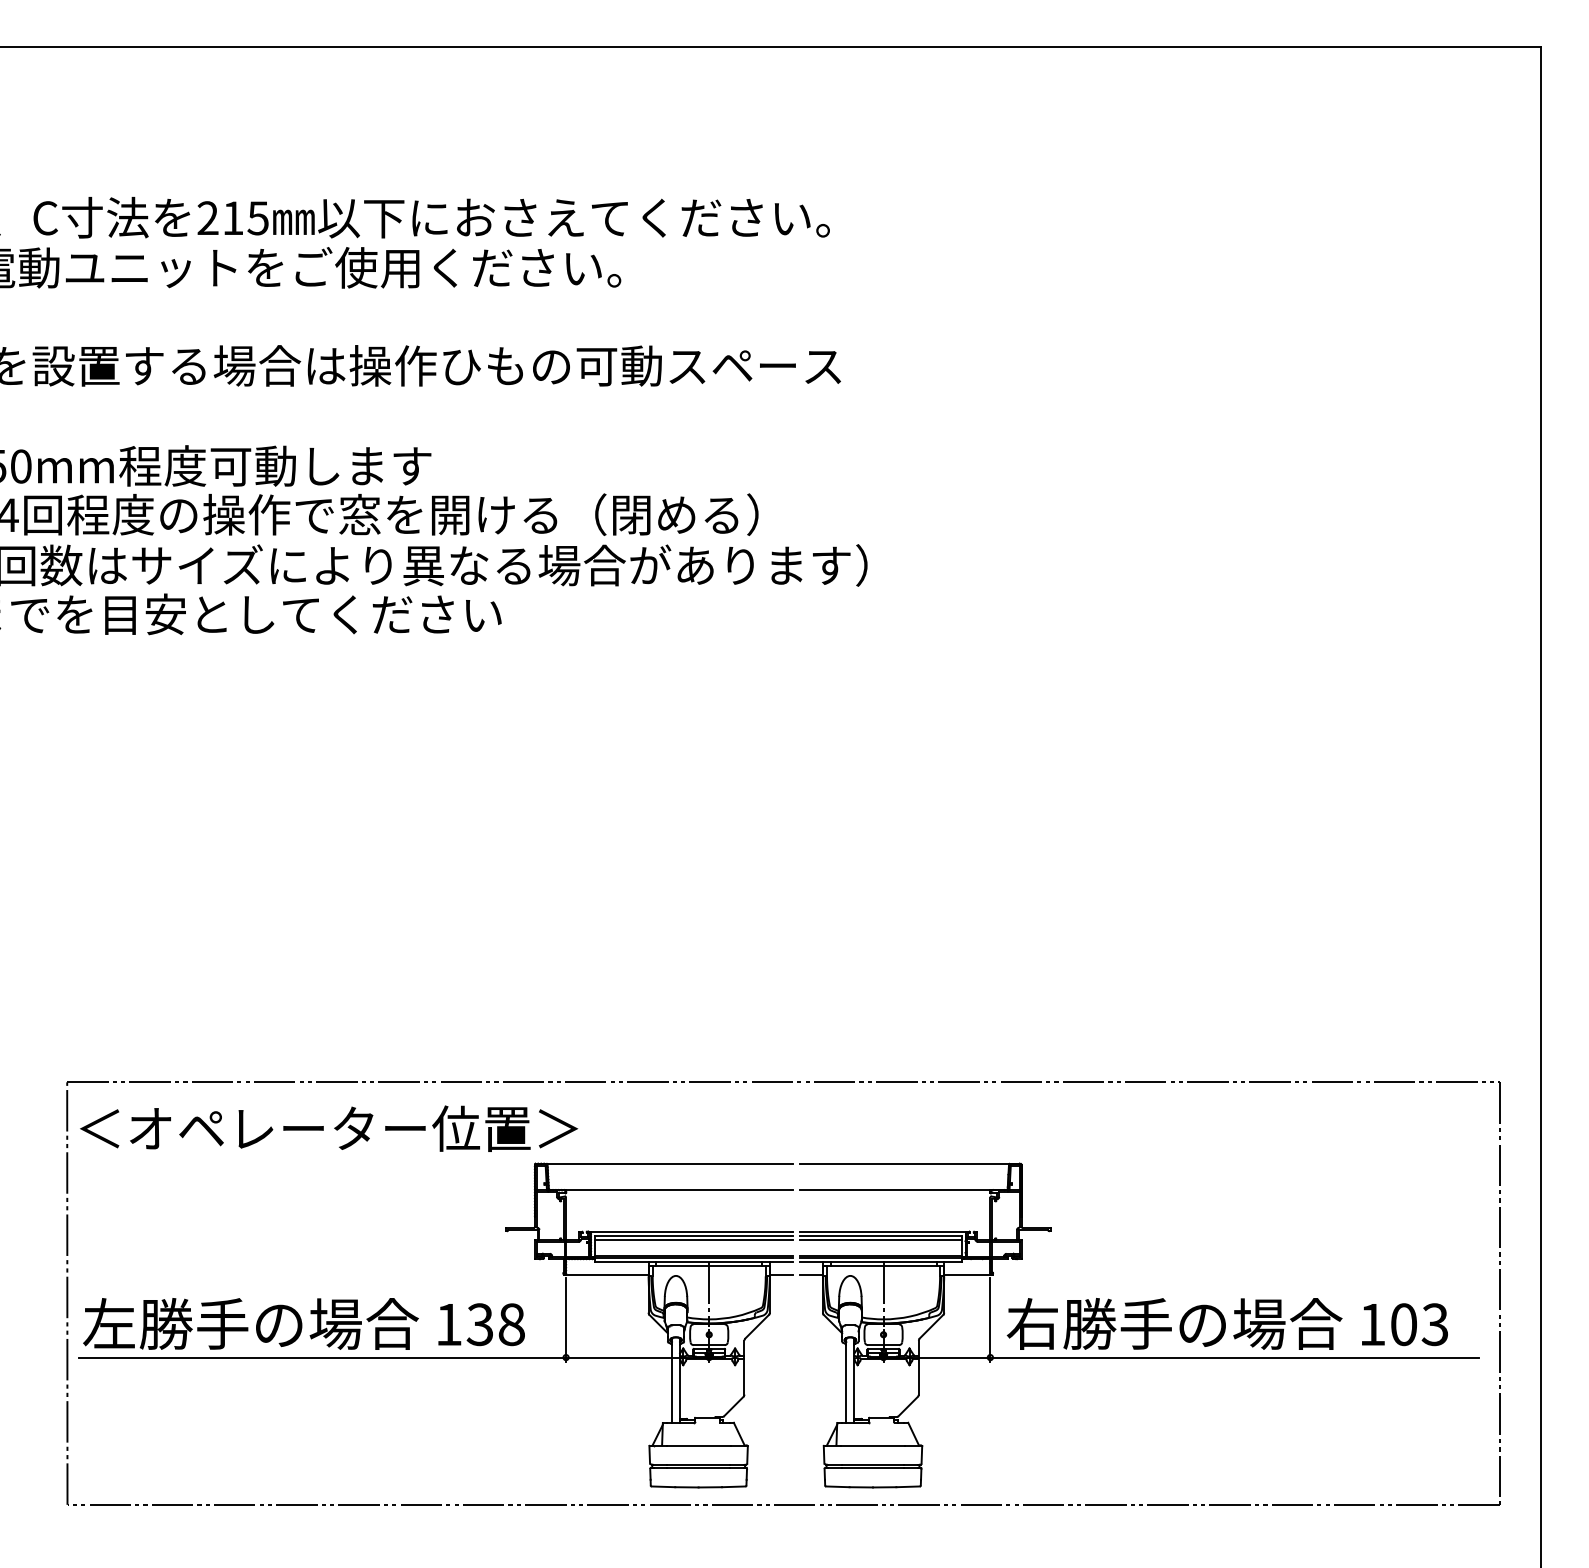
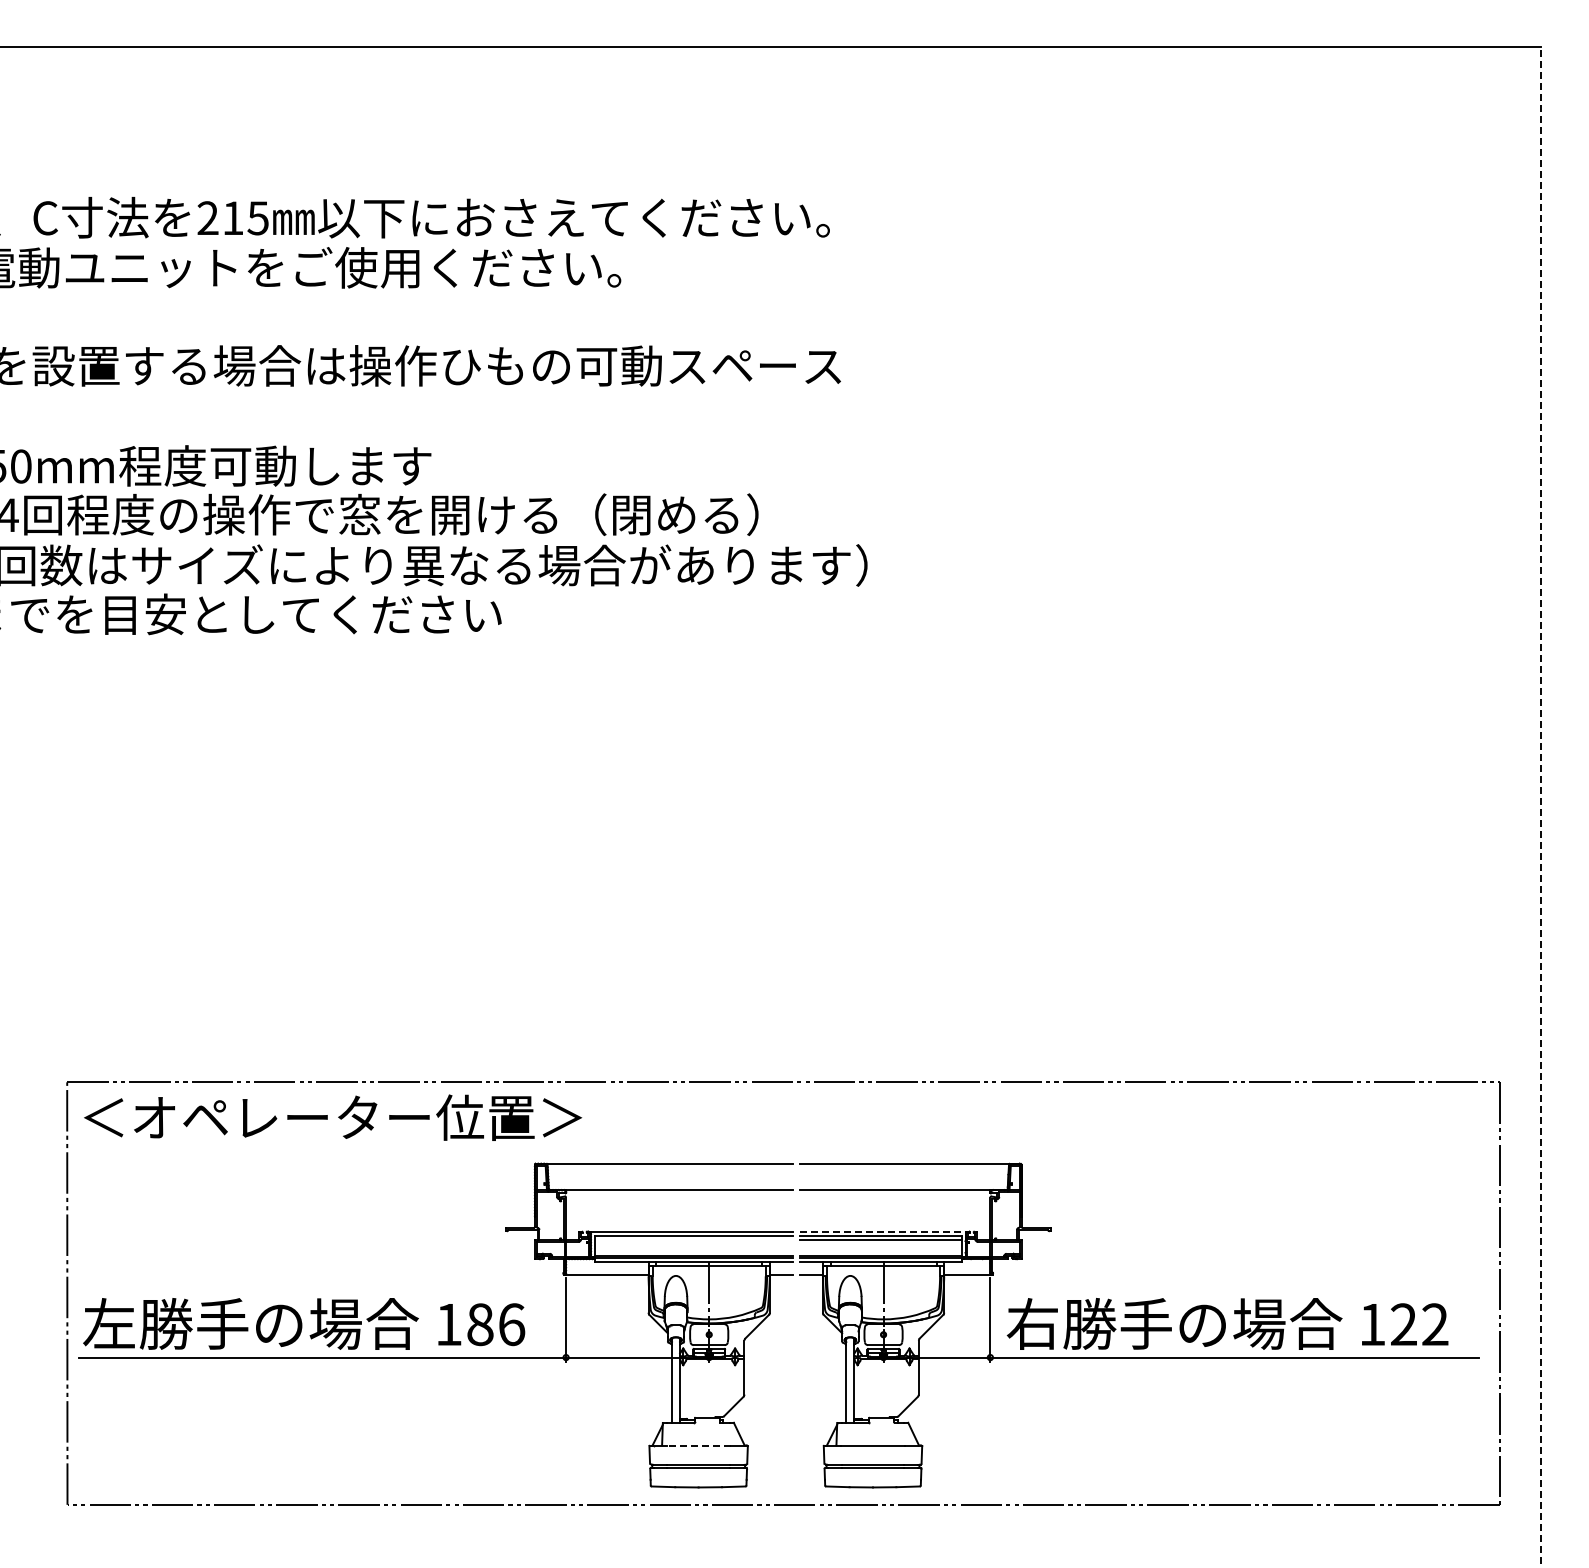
line: solid -> dashed (1541, 806)
text position: (329, 1128) -> (333, 1117) (333, 1117)
line: solid -> dashed (883, 1231)
line: present -> none (693, 1240)
text: 138 -> 186 (495, 1324)
text: 103 -> 122 (1419, 1324)
line: solid -> dashed (698, 1445)
